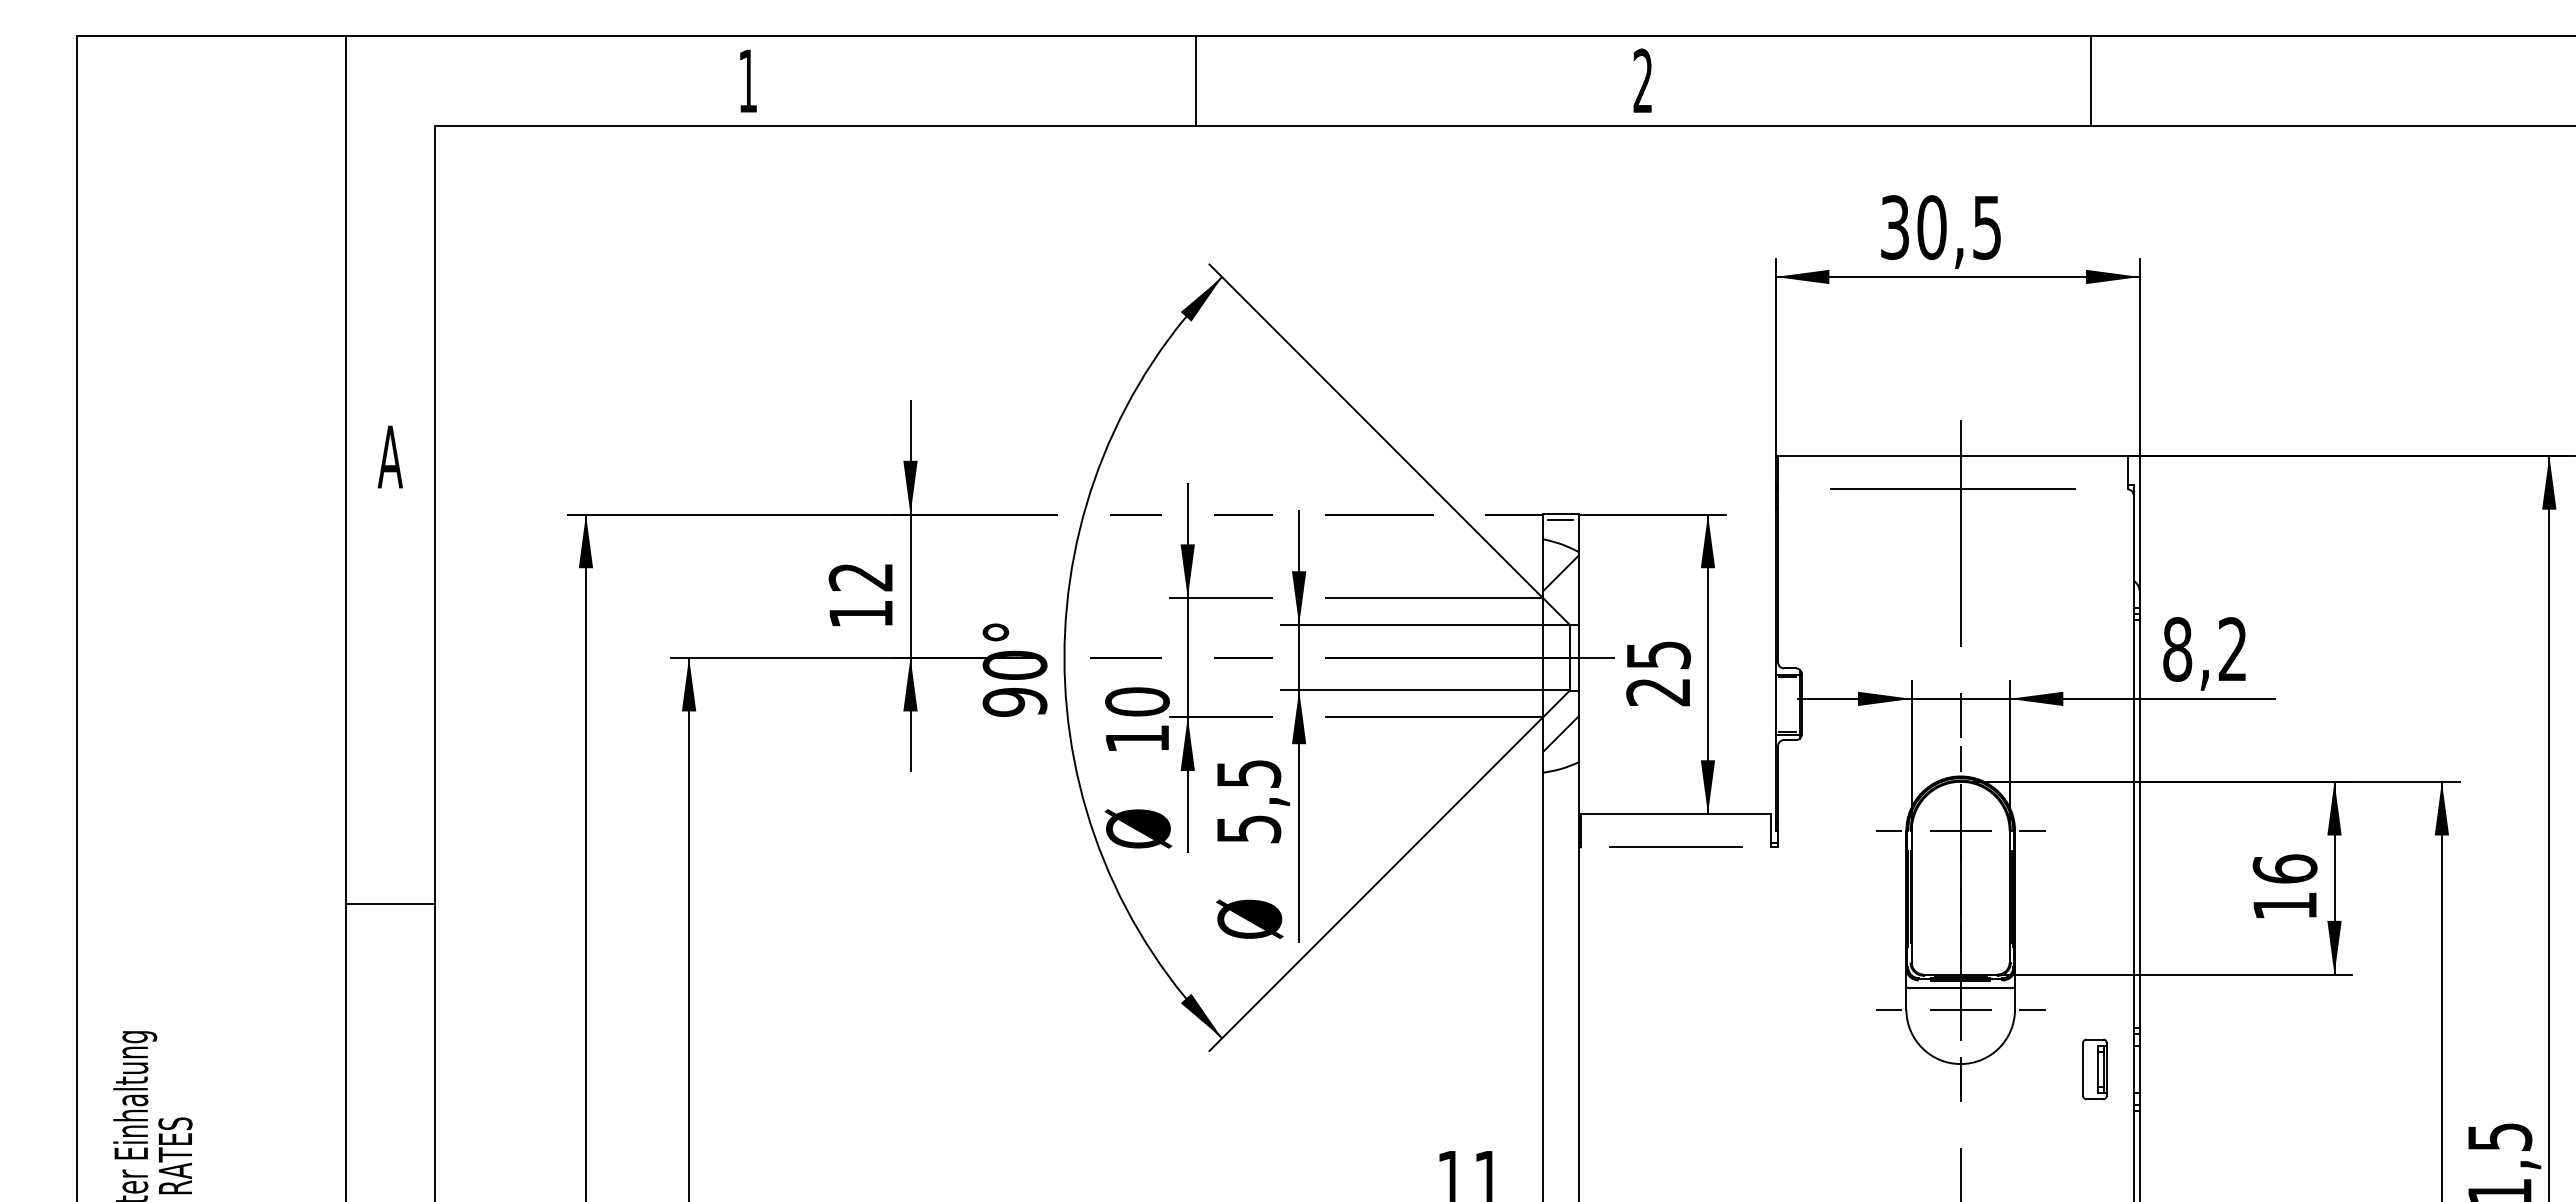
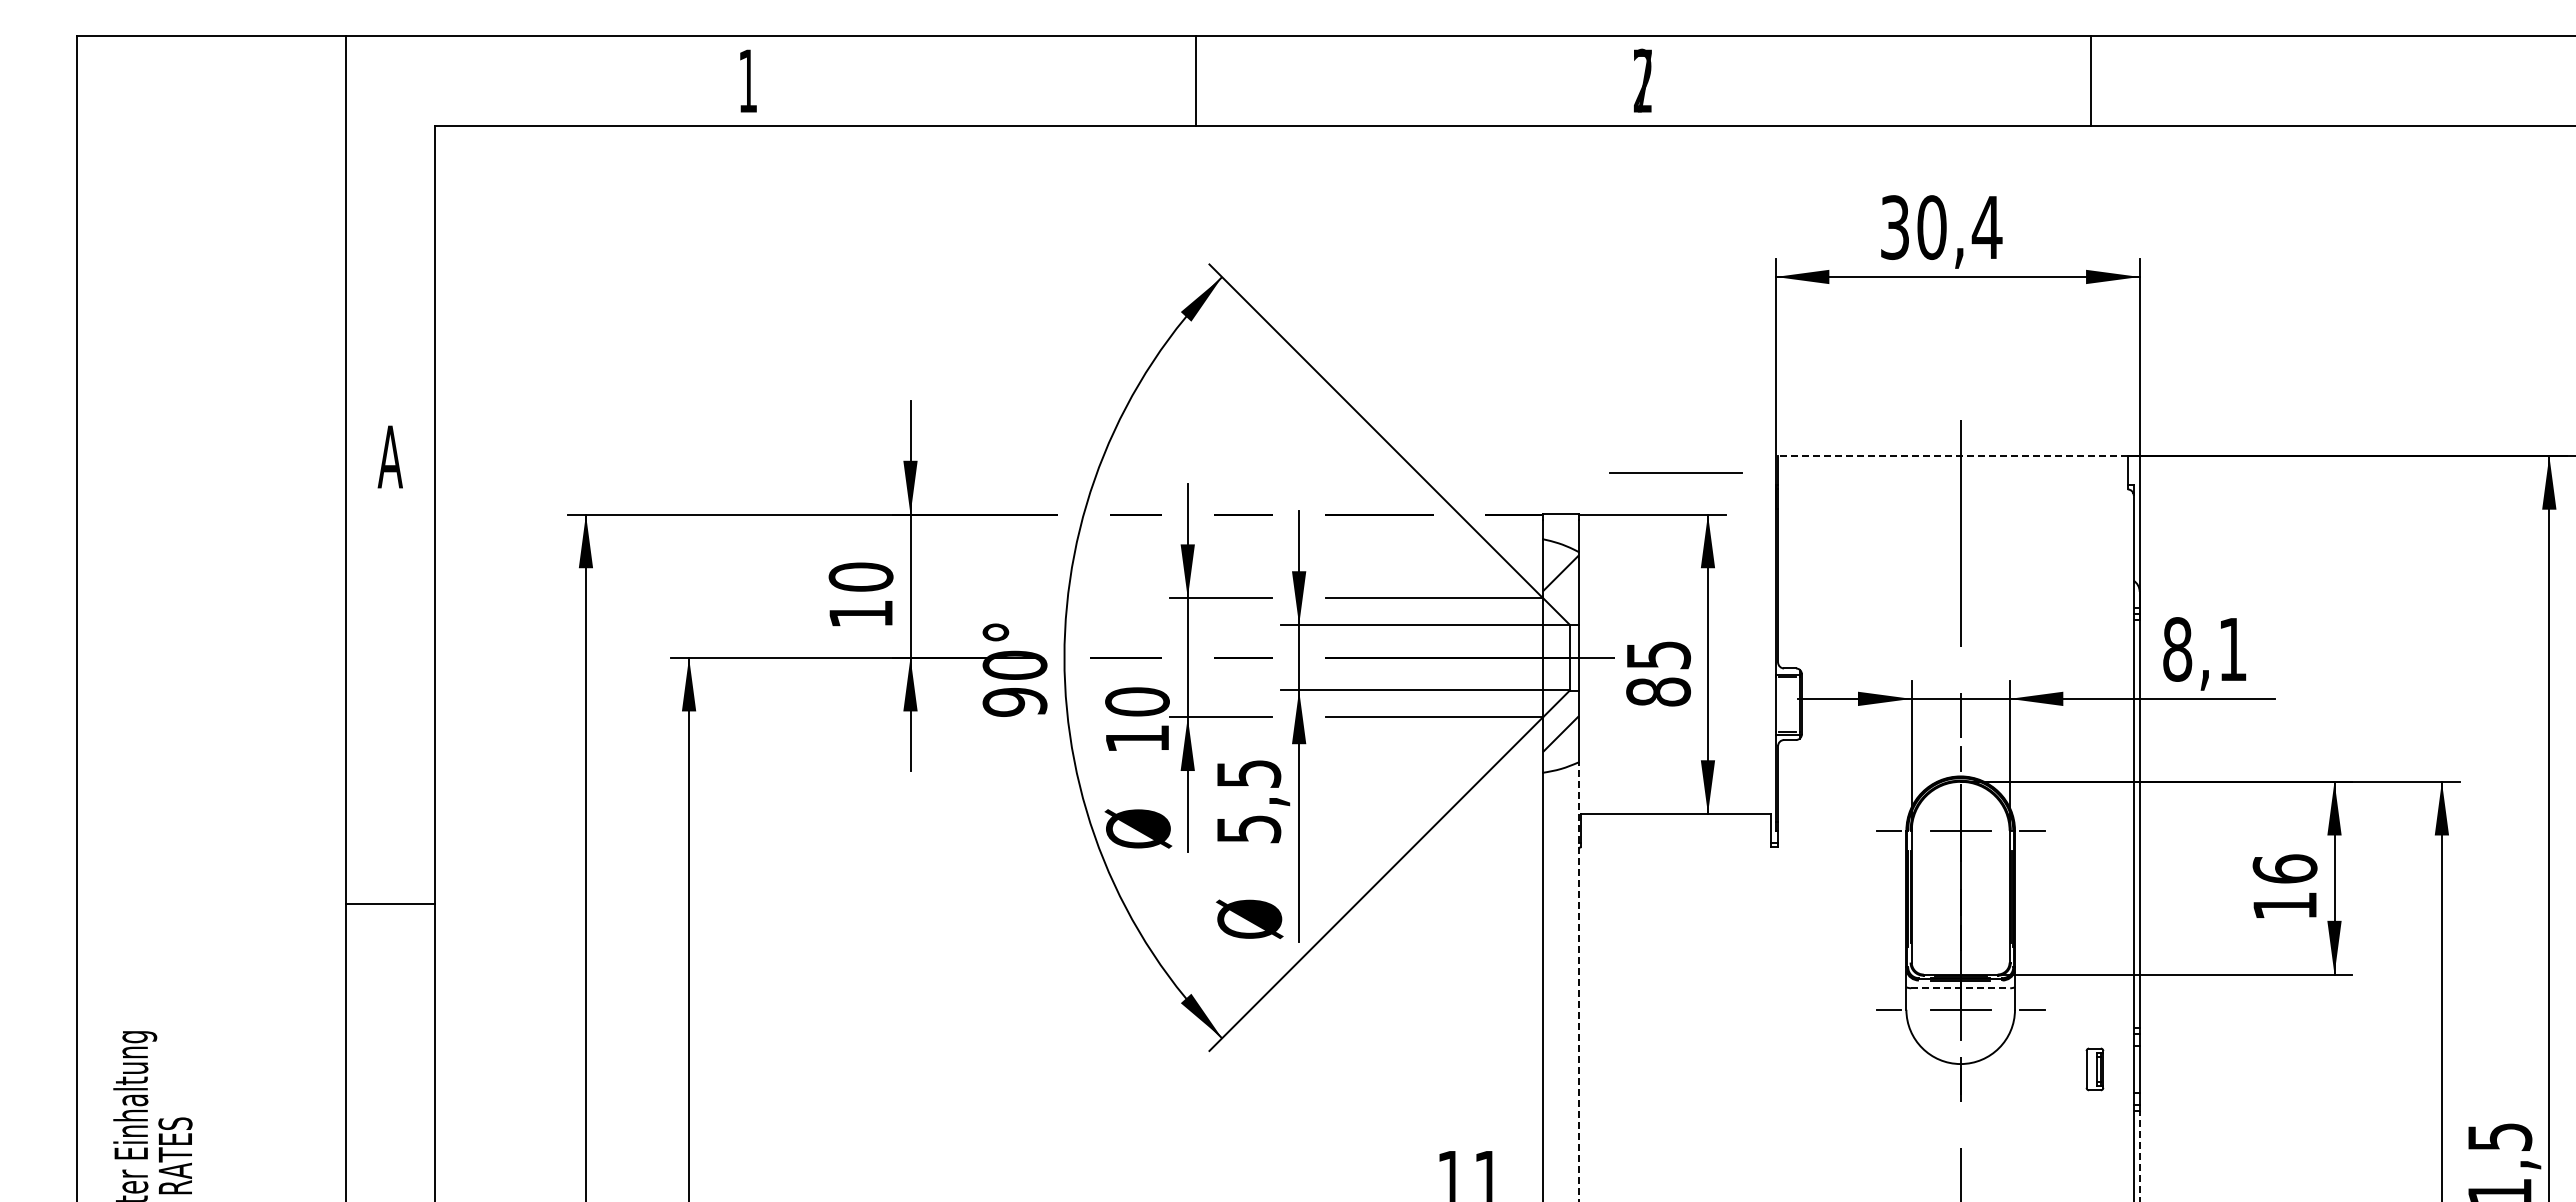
text: 2 -> 7 (1642, 80)
text: 30,5 -> 30,4 (1986, 227)
line: solid -> dashed (1952, 456)
line: present -> none (1952, 489)
line: present -> none (1560, 520)
text: 12 -> 10 (860, 576)
text: 8,2 -> 8,1 (2232, 648)
text: 25 -> 85 (1658, 691)
line position: (1675, 846) -> (1675, 472) (1675, 472)
line: solid -> dashed (1578, 981)
line: solid -> dashed (1960, 988)
part size: 26x63 px -> 20x45 px (2094, 1069)
line: solid -> dashed (2139, 1156)
